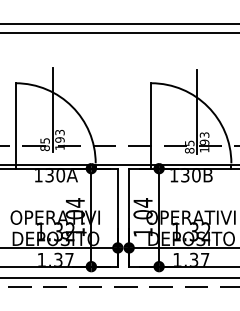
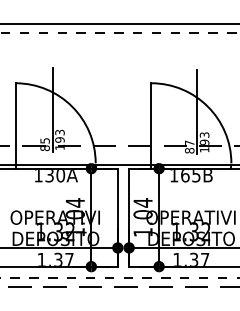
line: solid -> dashed (120, 33)
text: 85 -> 87 (189, 143)
text: 130B -> 165B (190, 176)
line: solid -> dashed (120, 277)
